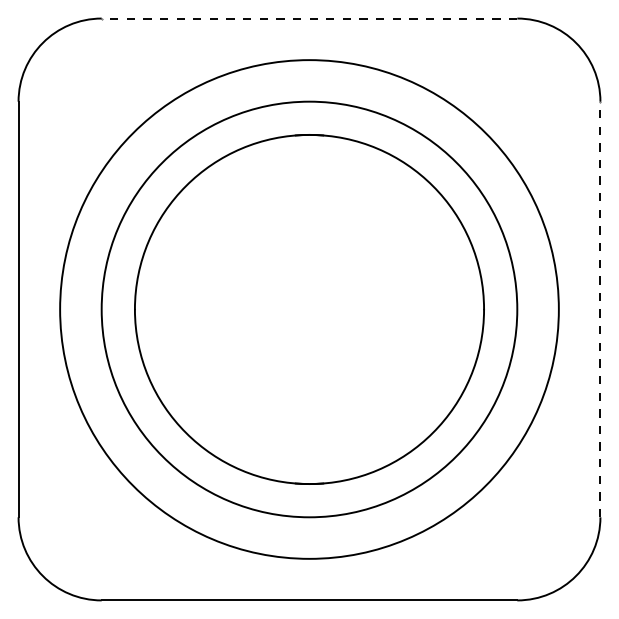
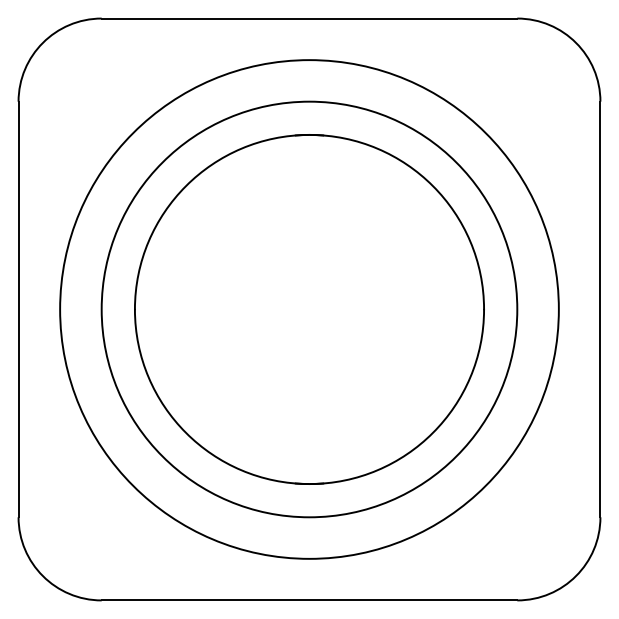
line: dashed -> solid (309, 18)
line: dashed -> solid (600, 309)
